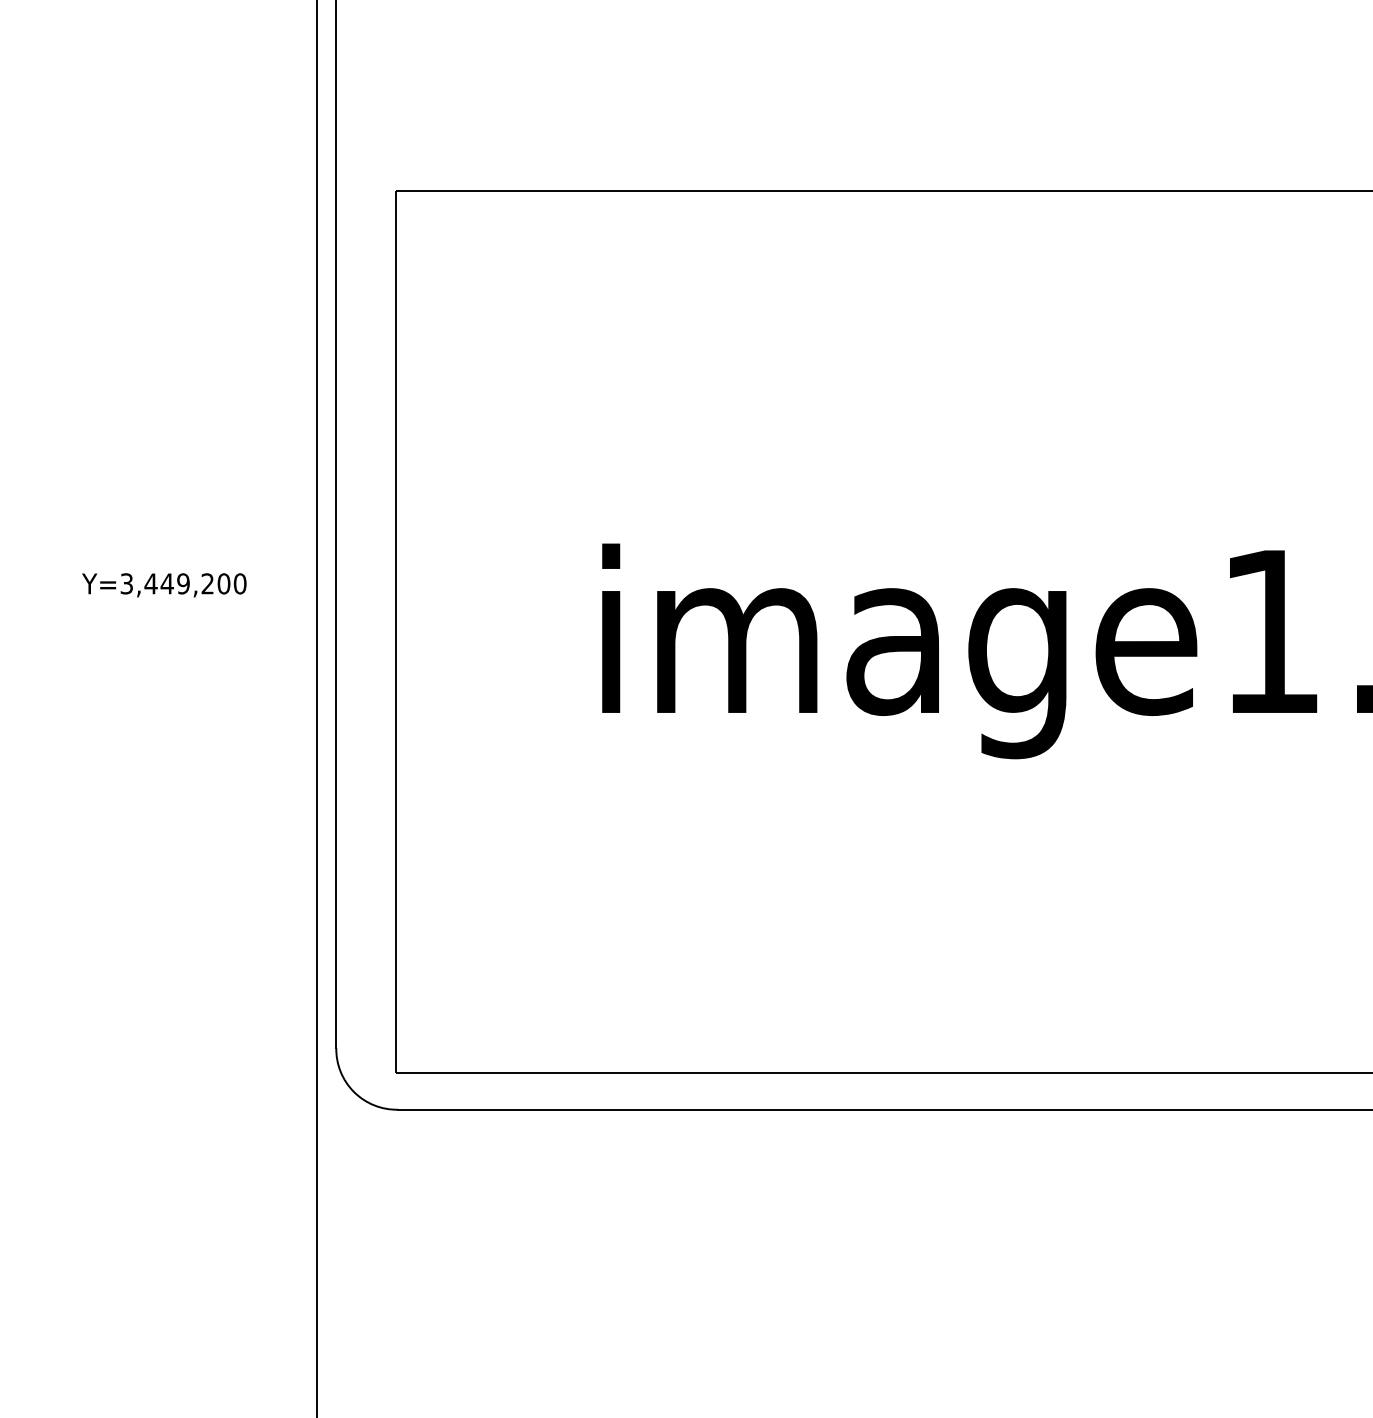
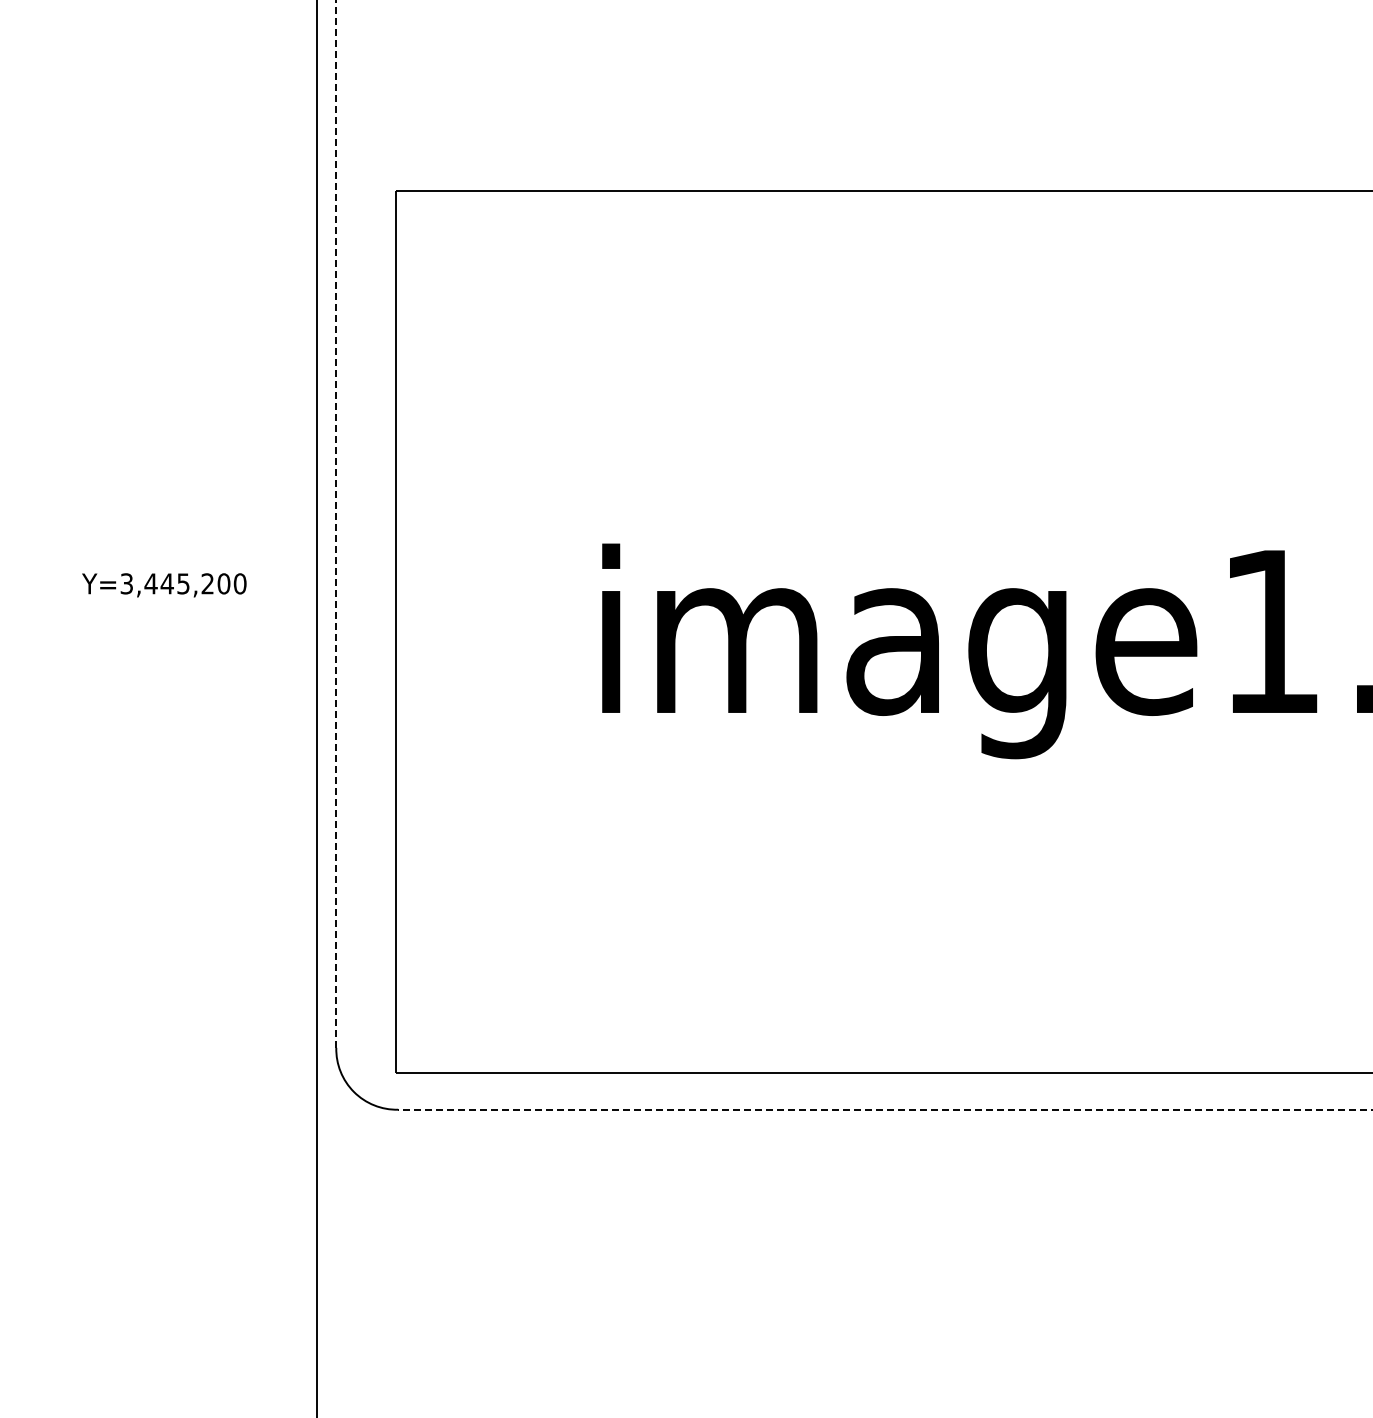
line: solid -> dashed (336, 523)
text: Y=3,449,200 -> Y=3,445,200 (183, 583)
line: solid -> dashed (885, 1109)
